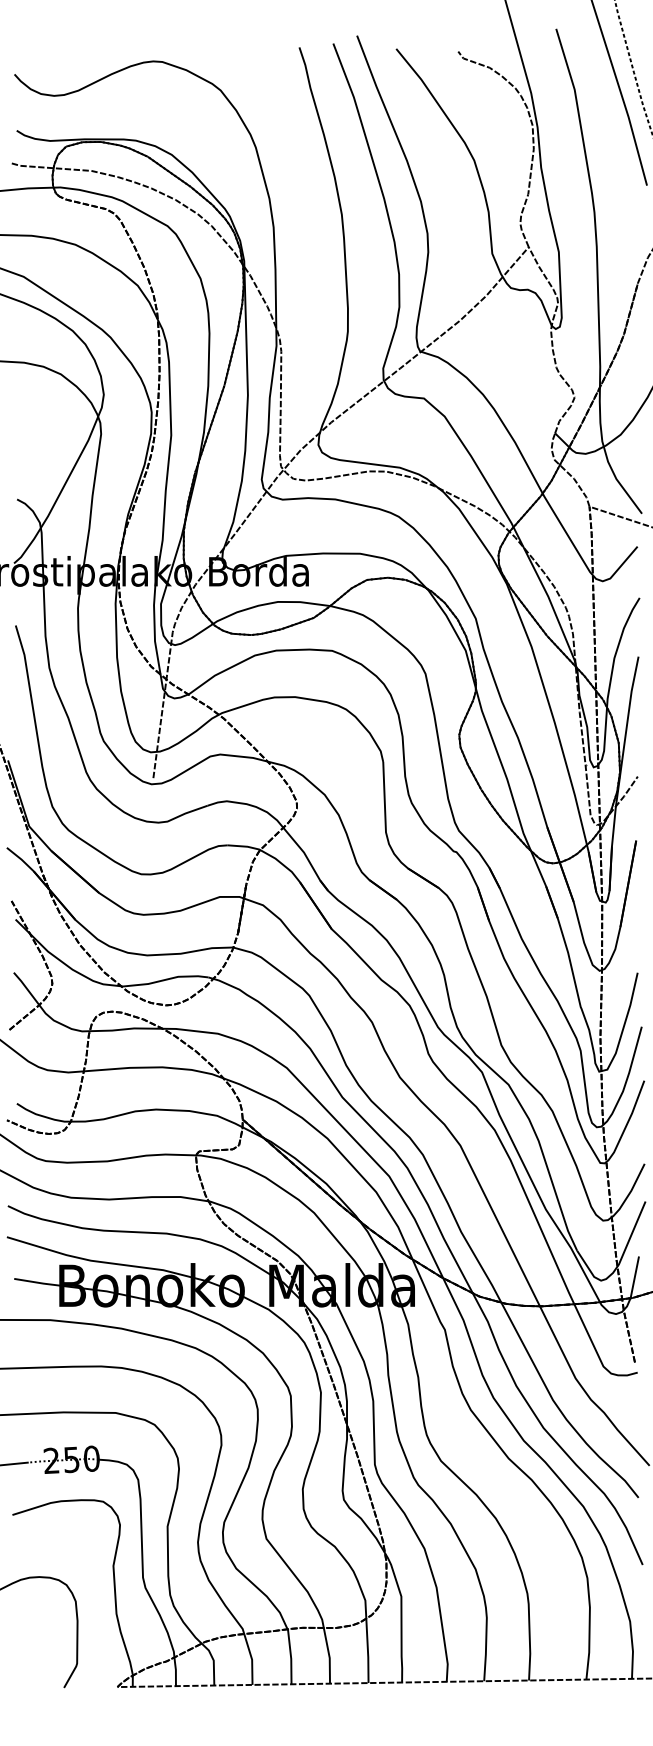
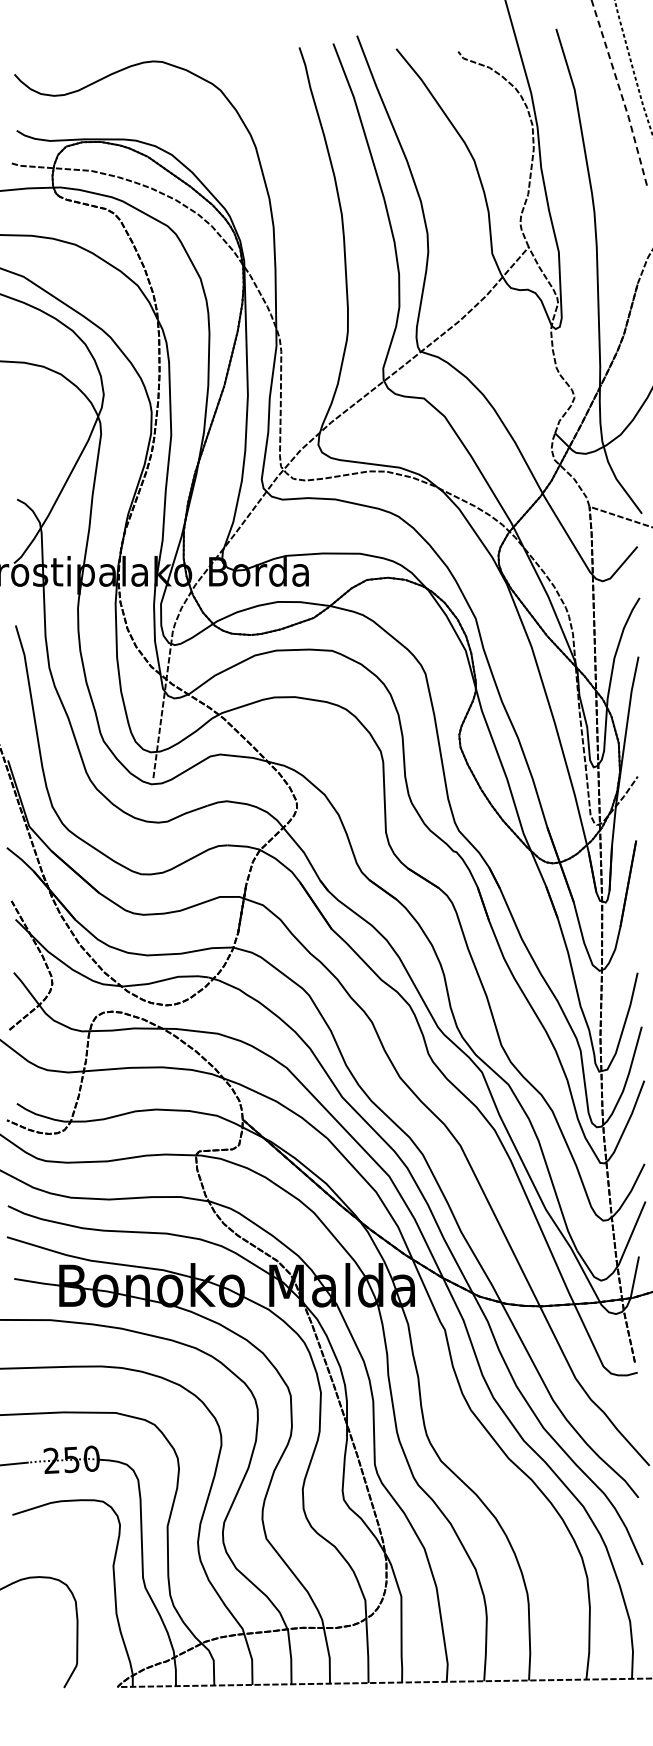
line: solid -> dashed (620, 92)
